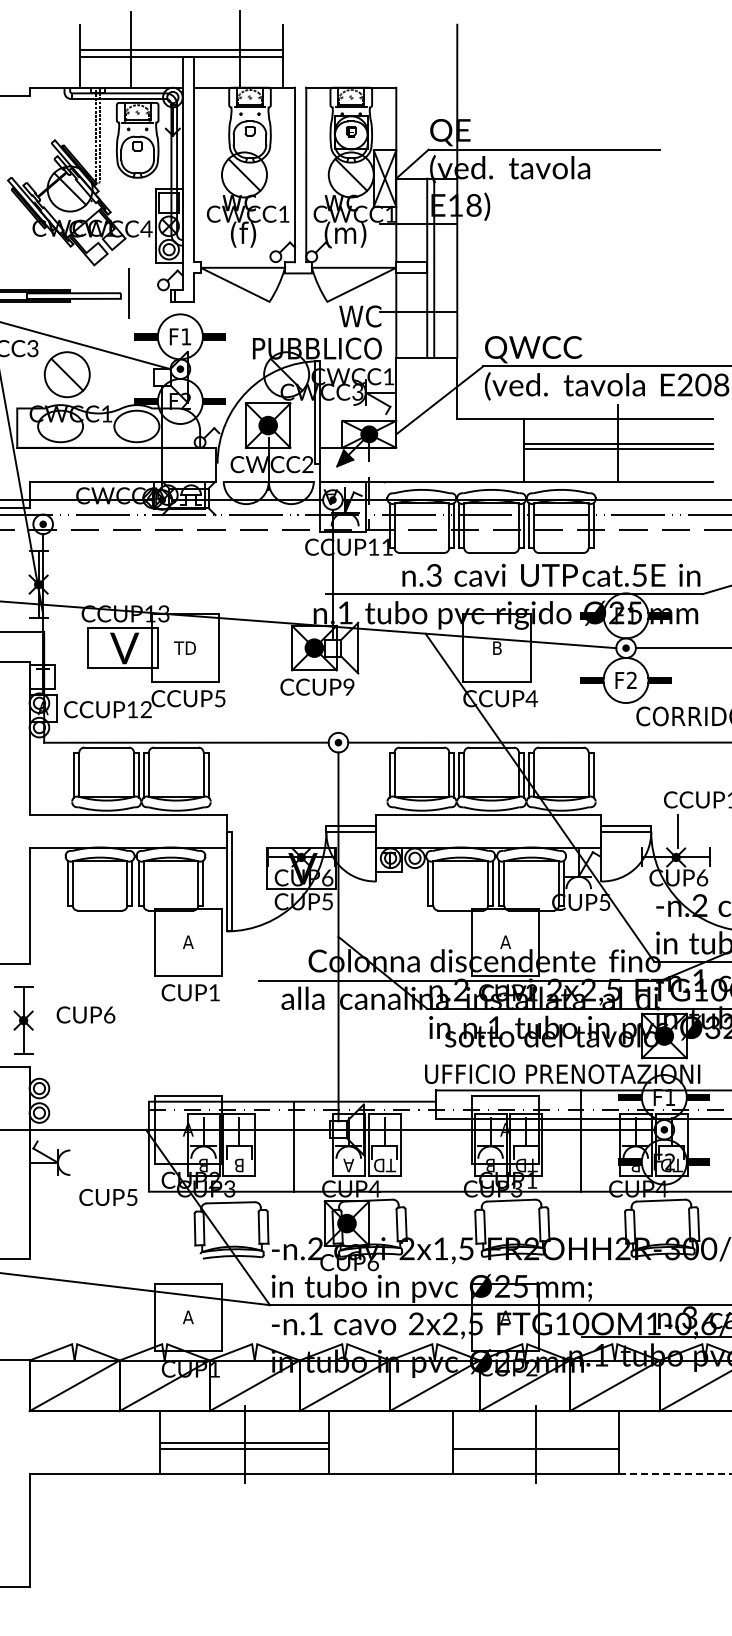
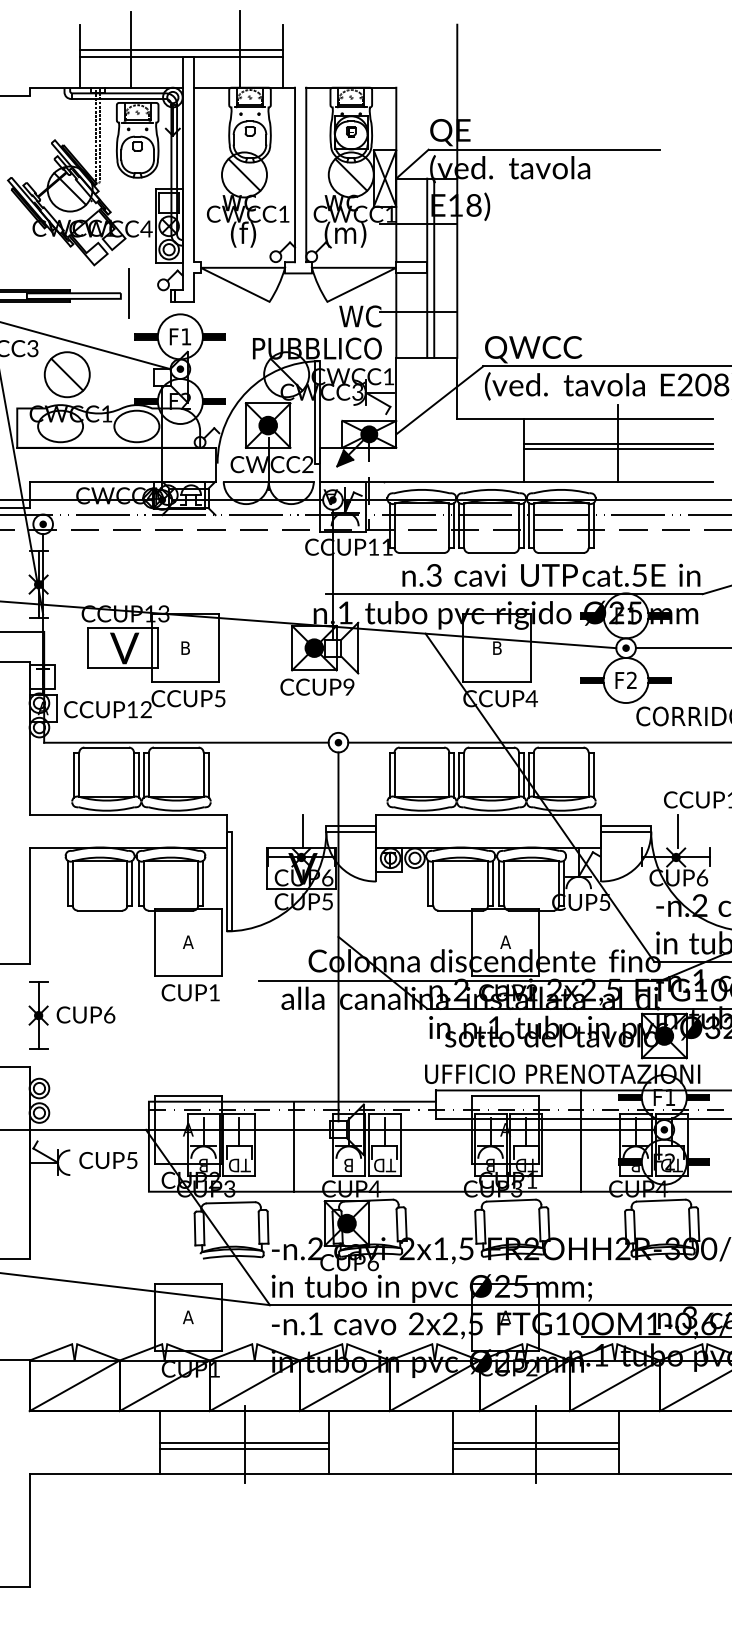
text: TD -> B (184, 647)
line: none -> present (303, 831)
part position: (23, 1020) -> (38, 1015) (38, 1015)
text: B -> TD (239, 1165)
text: A -> B (348, 1165)
text position: (108, 1197) -> (108, 1160) (108, 1160)
line: none -> present (535, 1443)
line: dashed -> solid (675, 1474)
